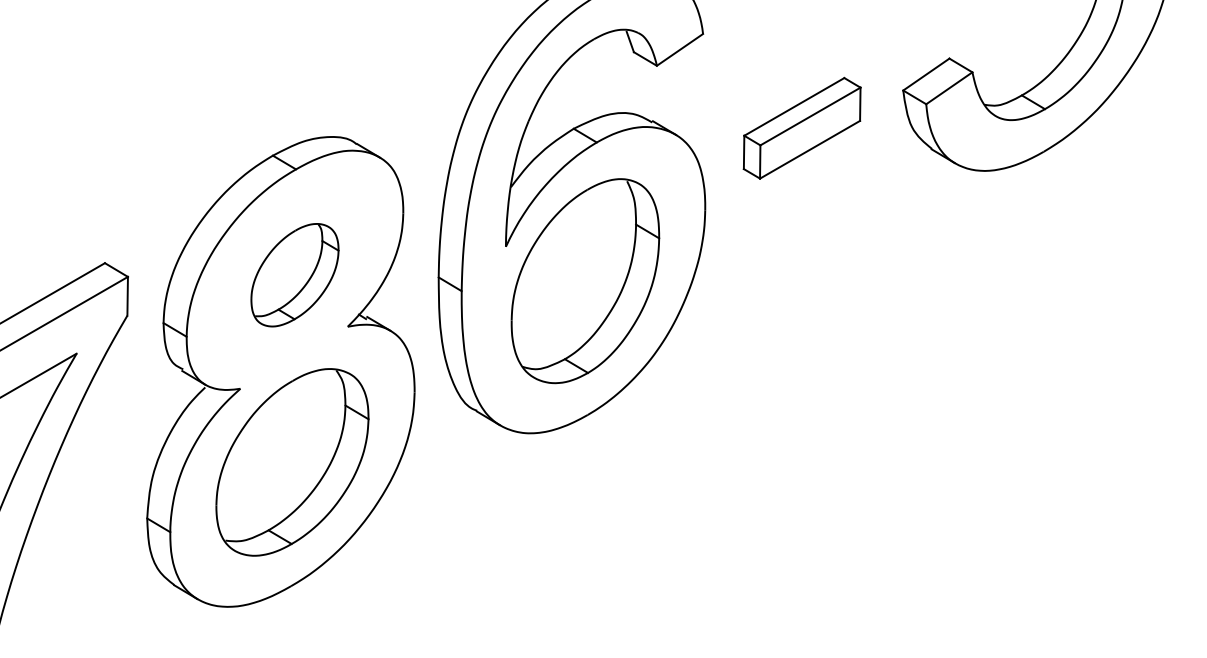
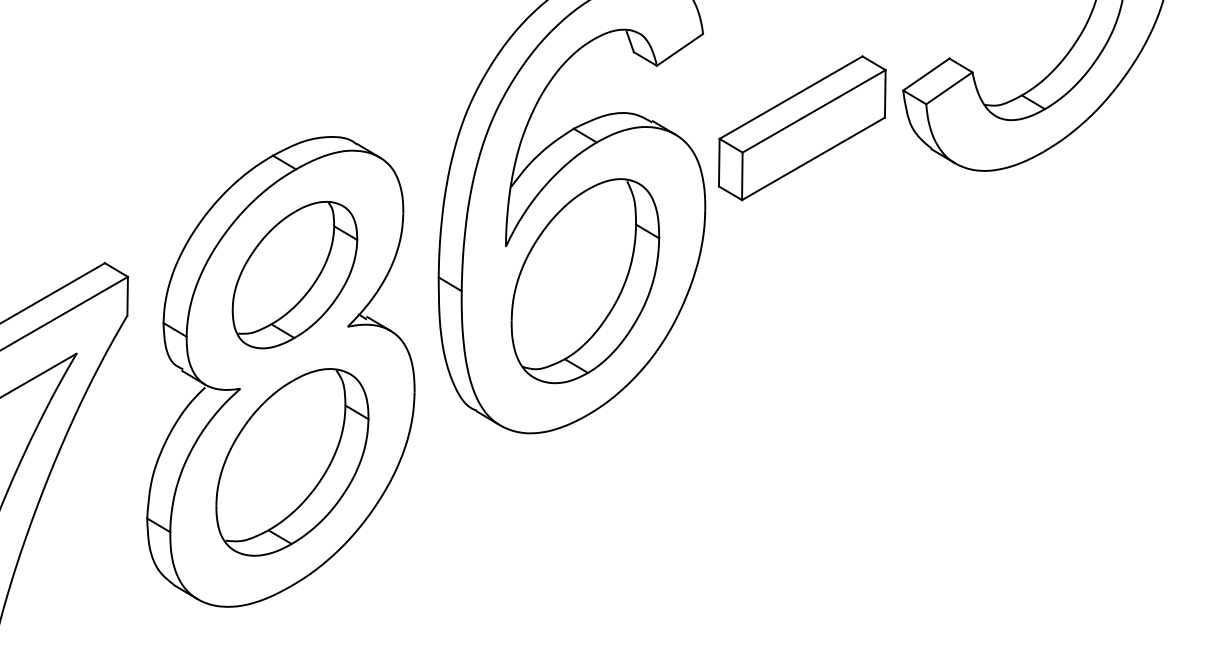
part size: 120x104 px -> 170x147 px (801, 128)
part size: 90x105 px -> 128x149 px (294, 275)
